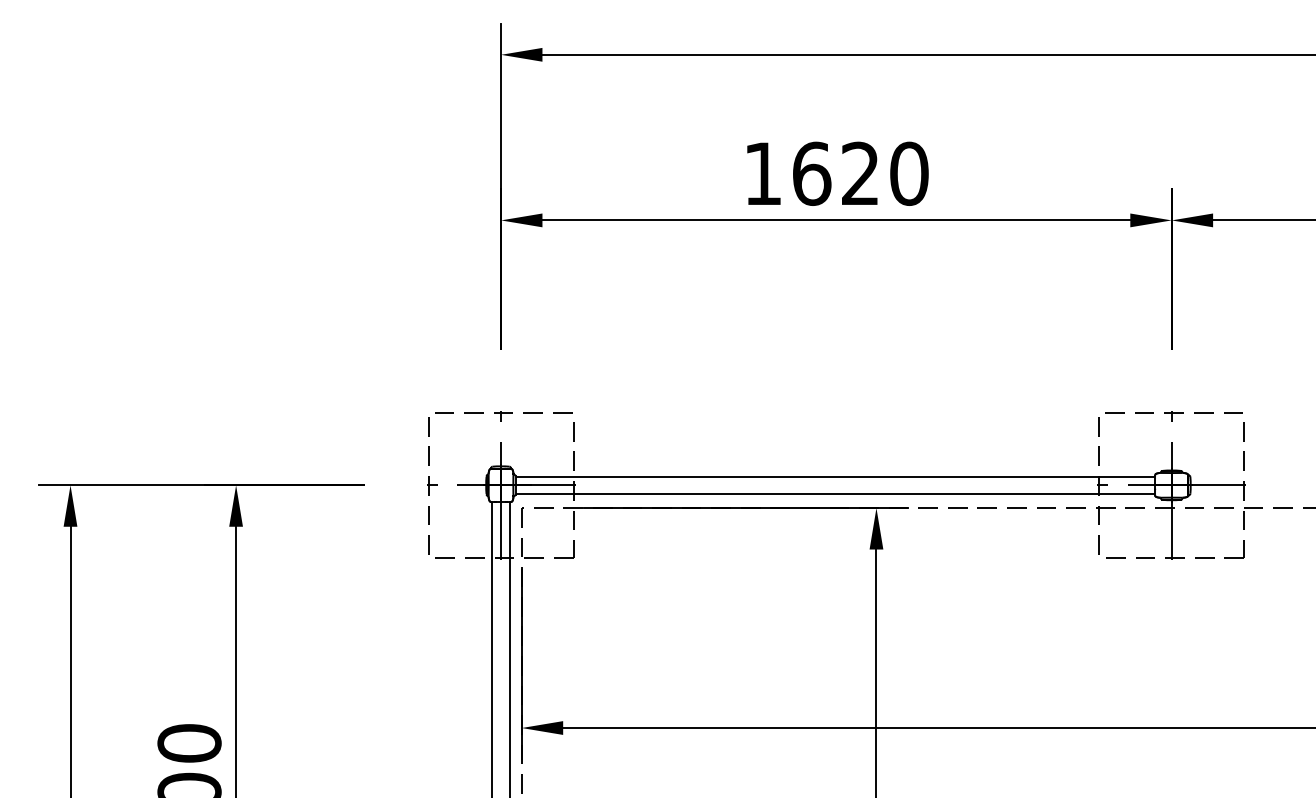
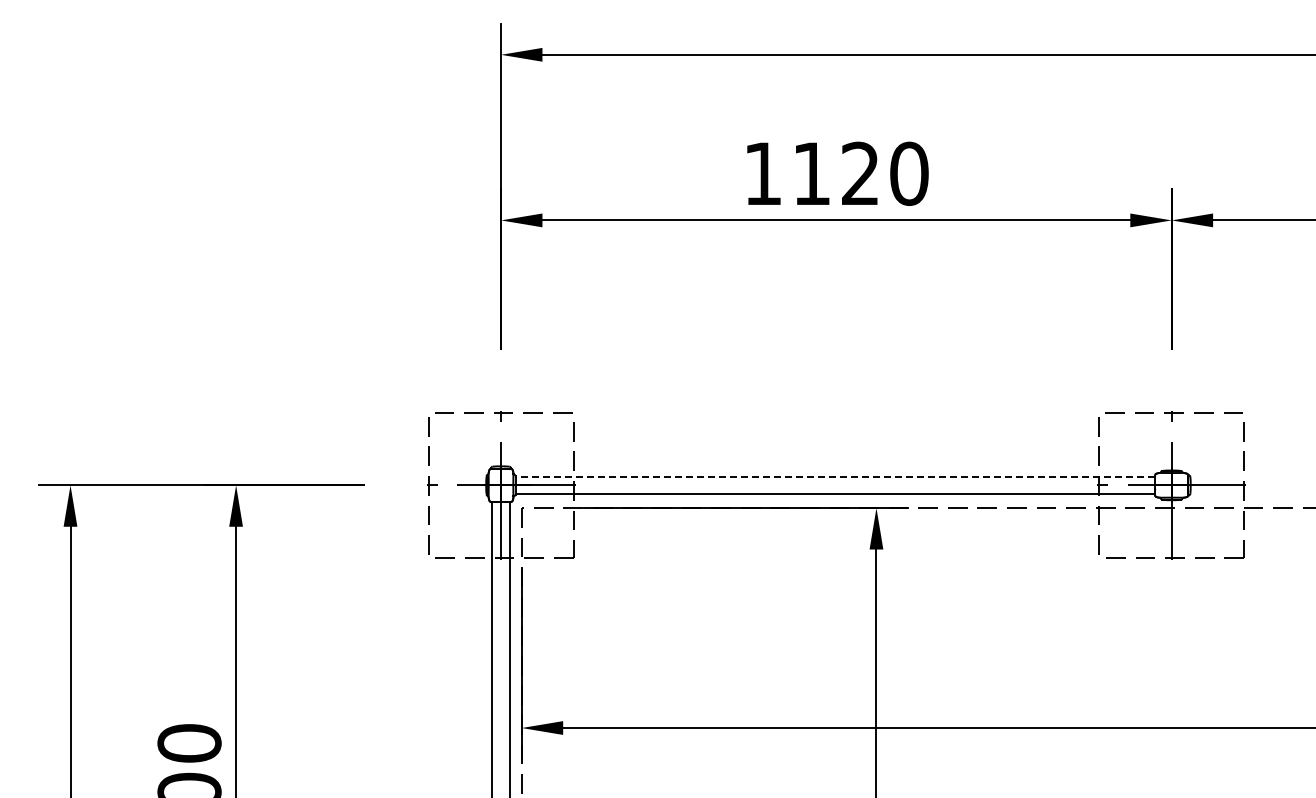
text: 1620 -> 1120 (812, 173)
line: solid -> dashed (835, 476)
